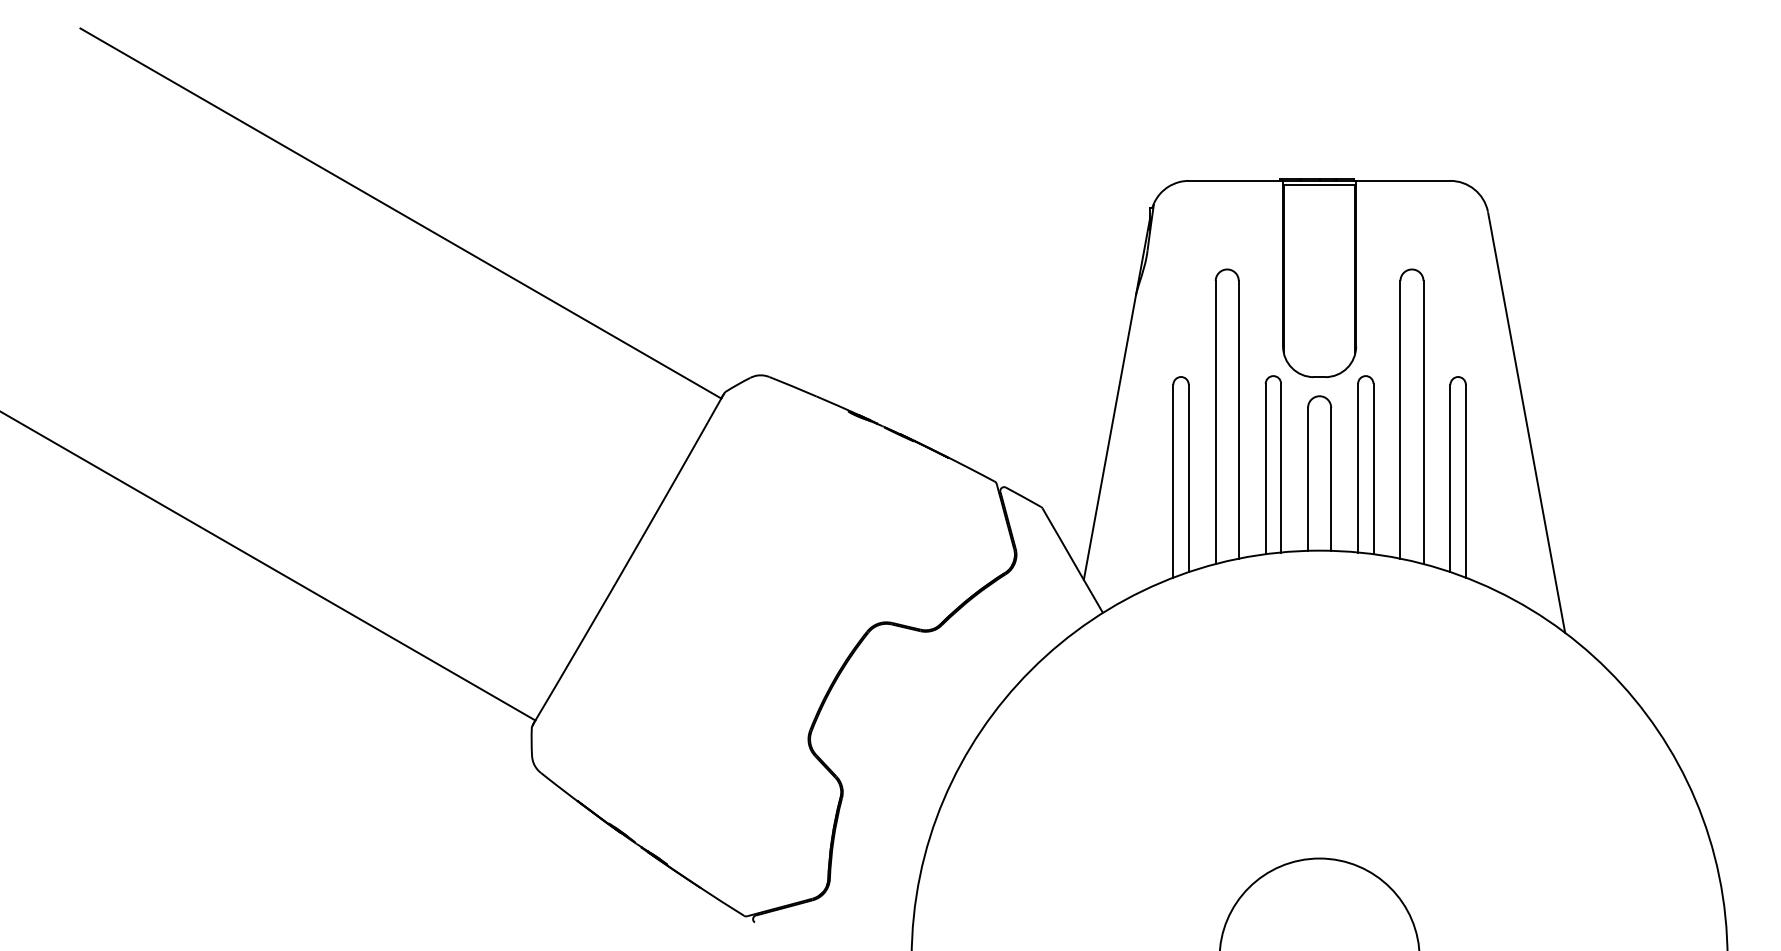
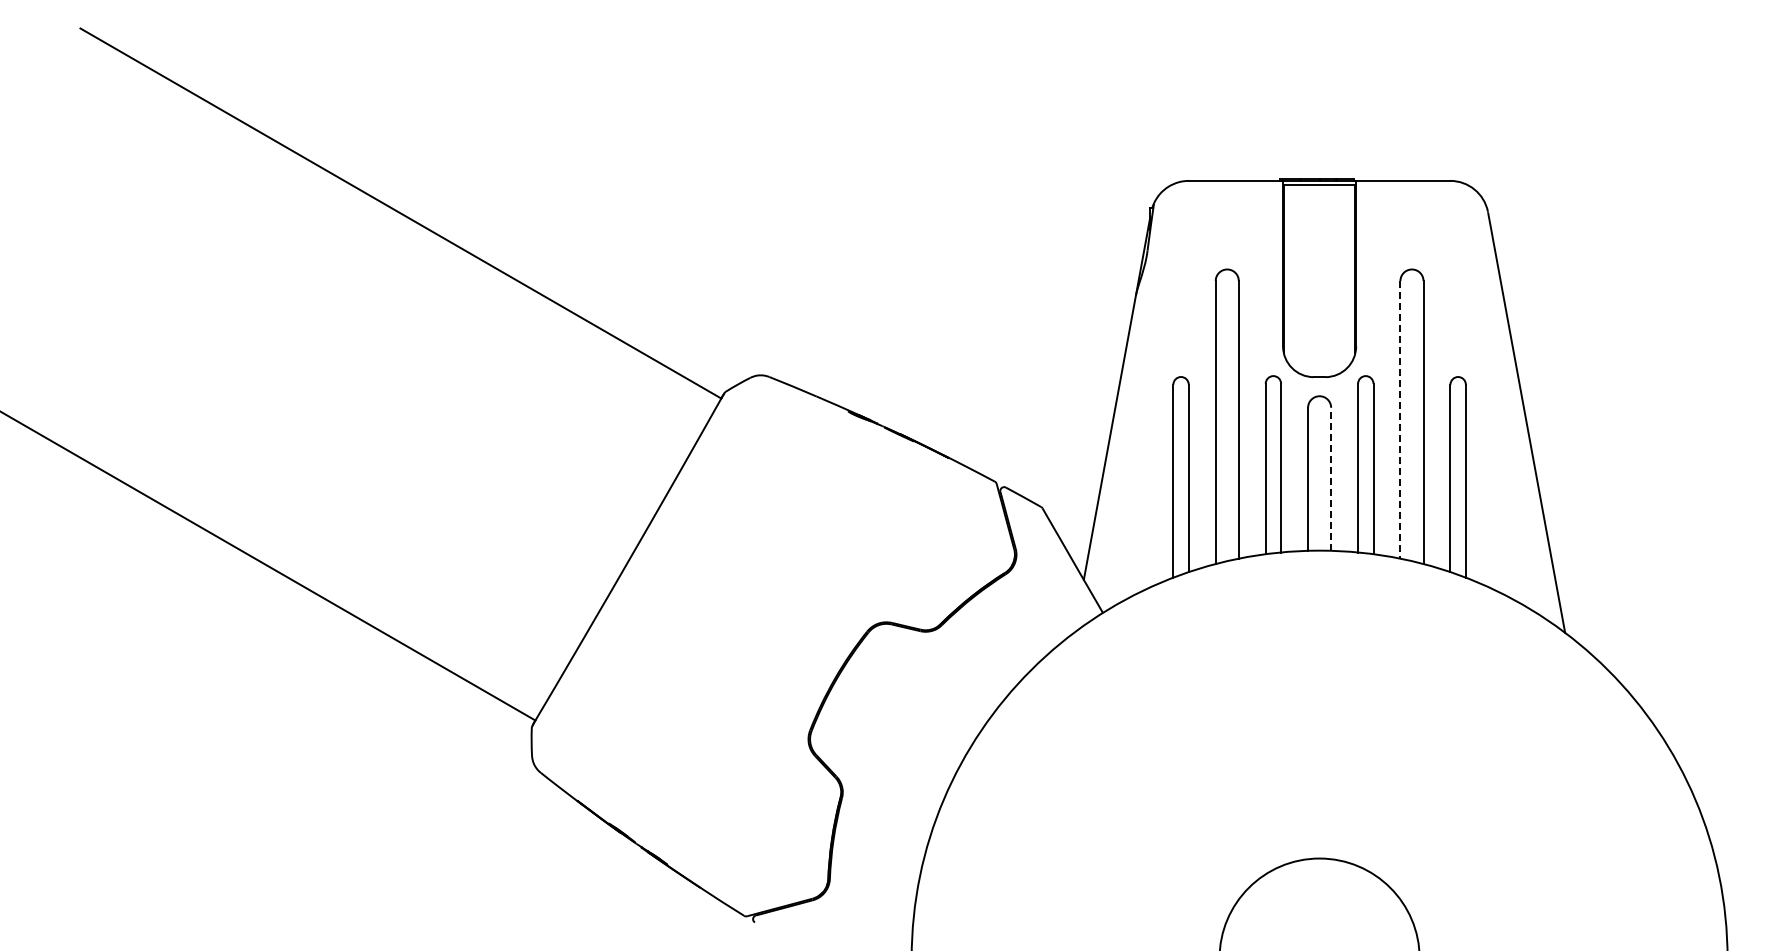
line: solid -> dashed (1400, 419)
line: solid -> dashed (1331, 479)
